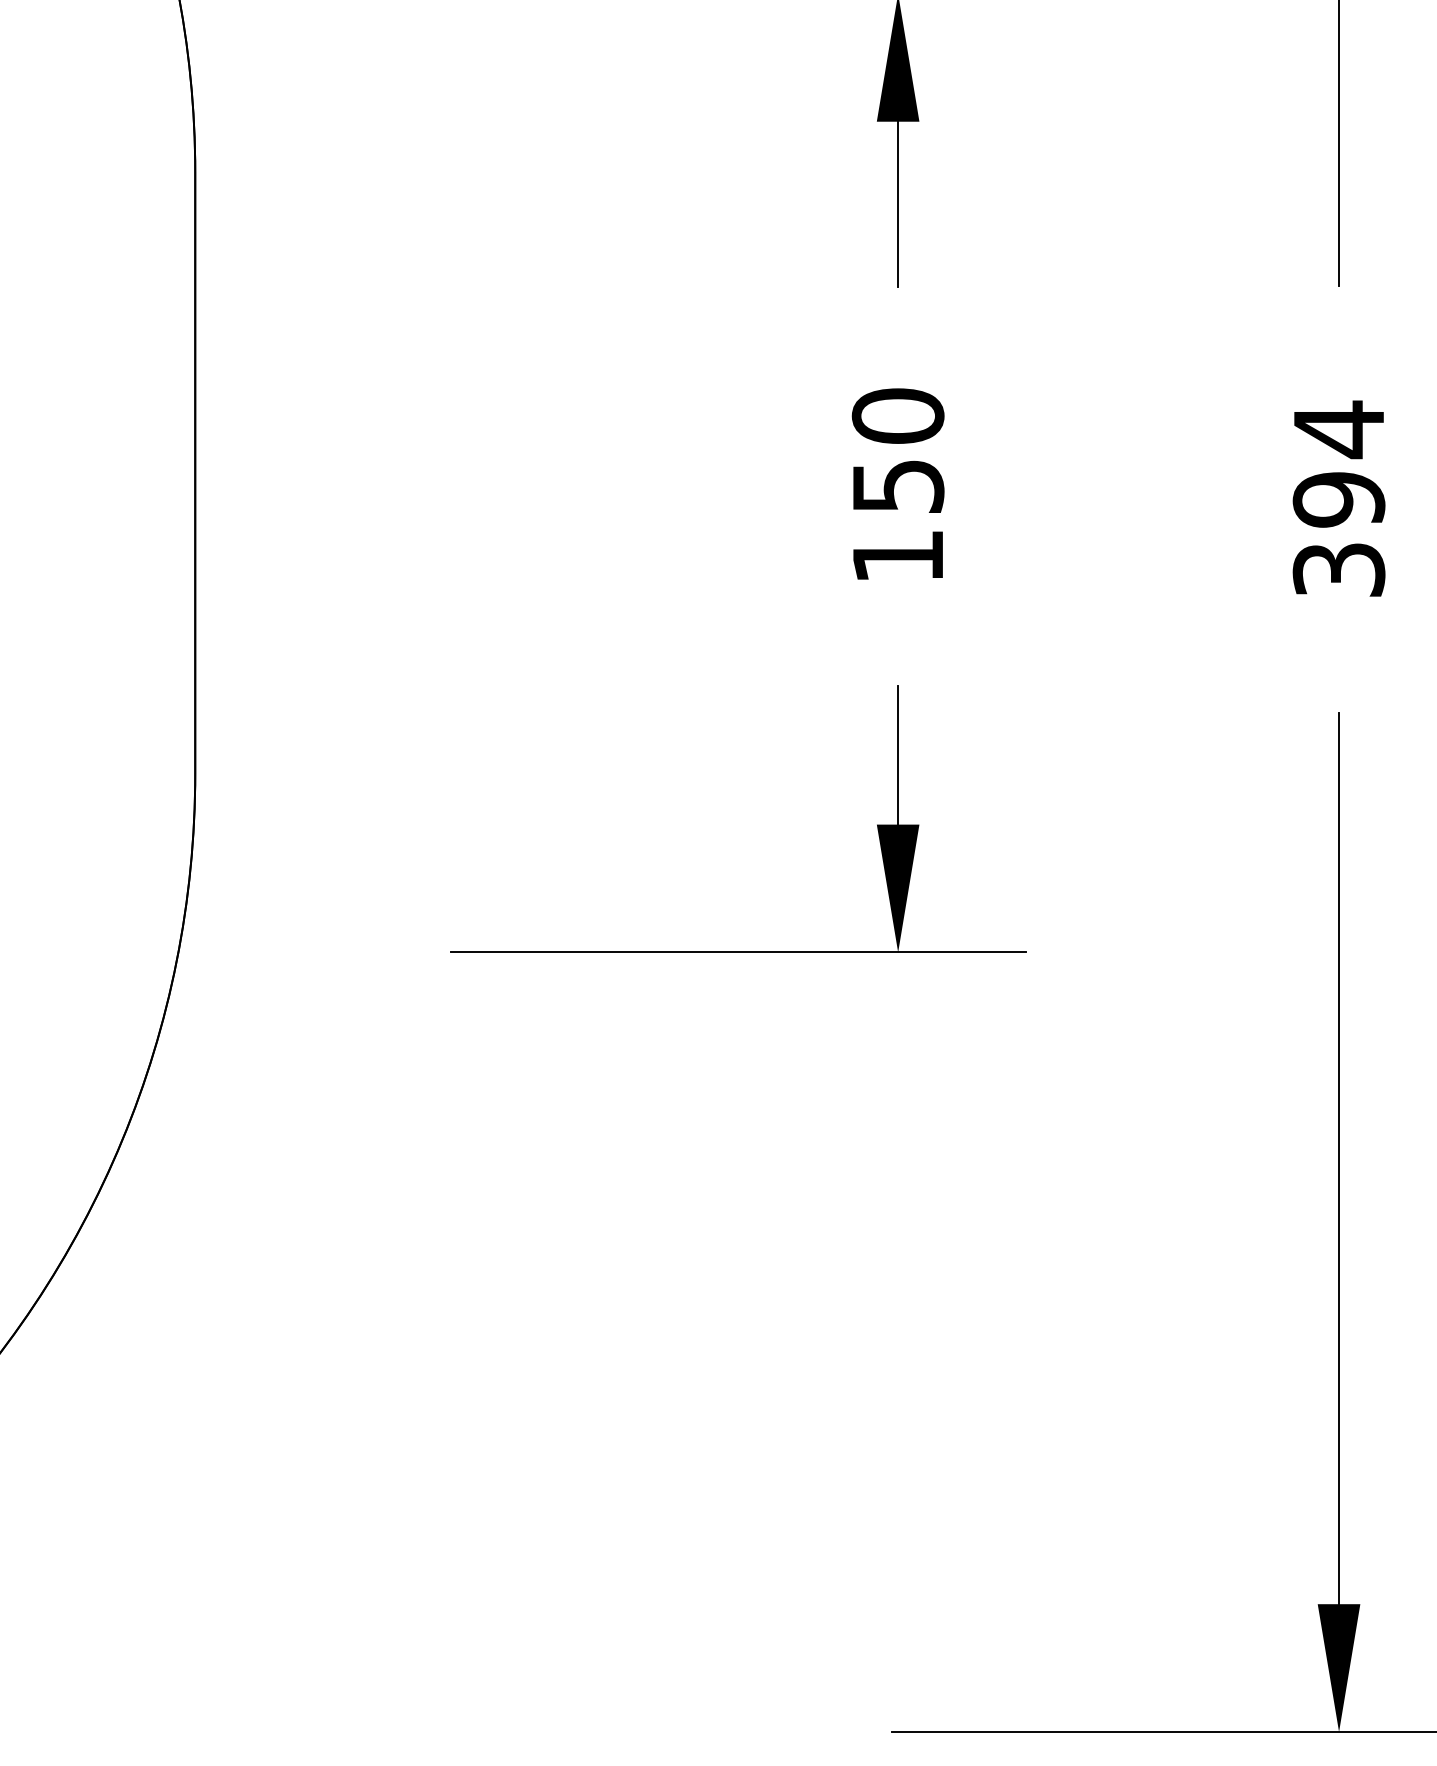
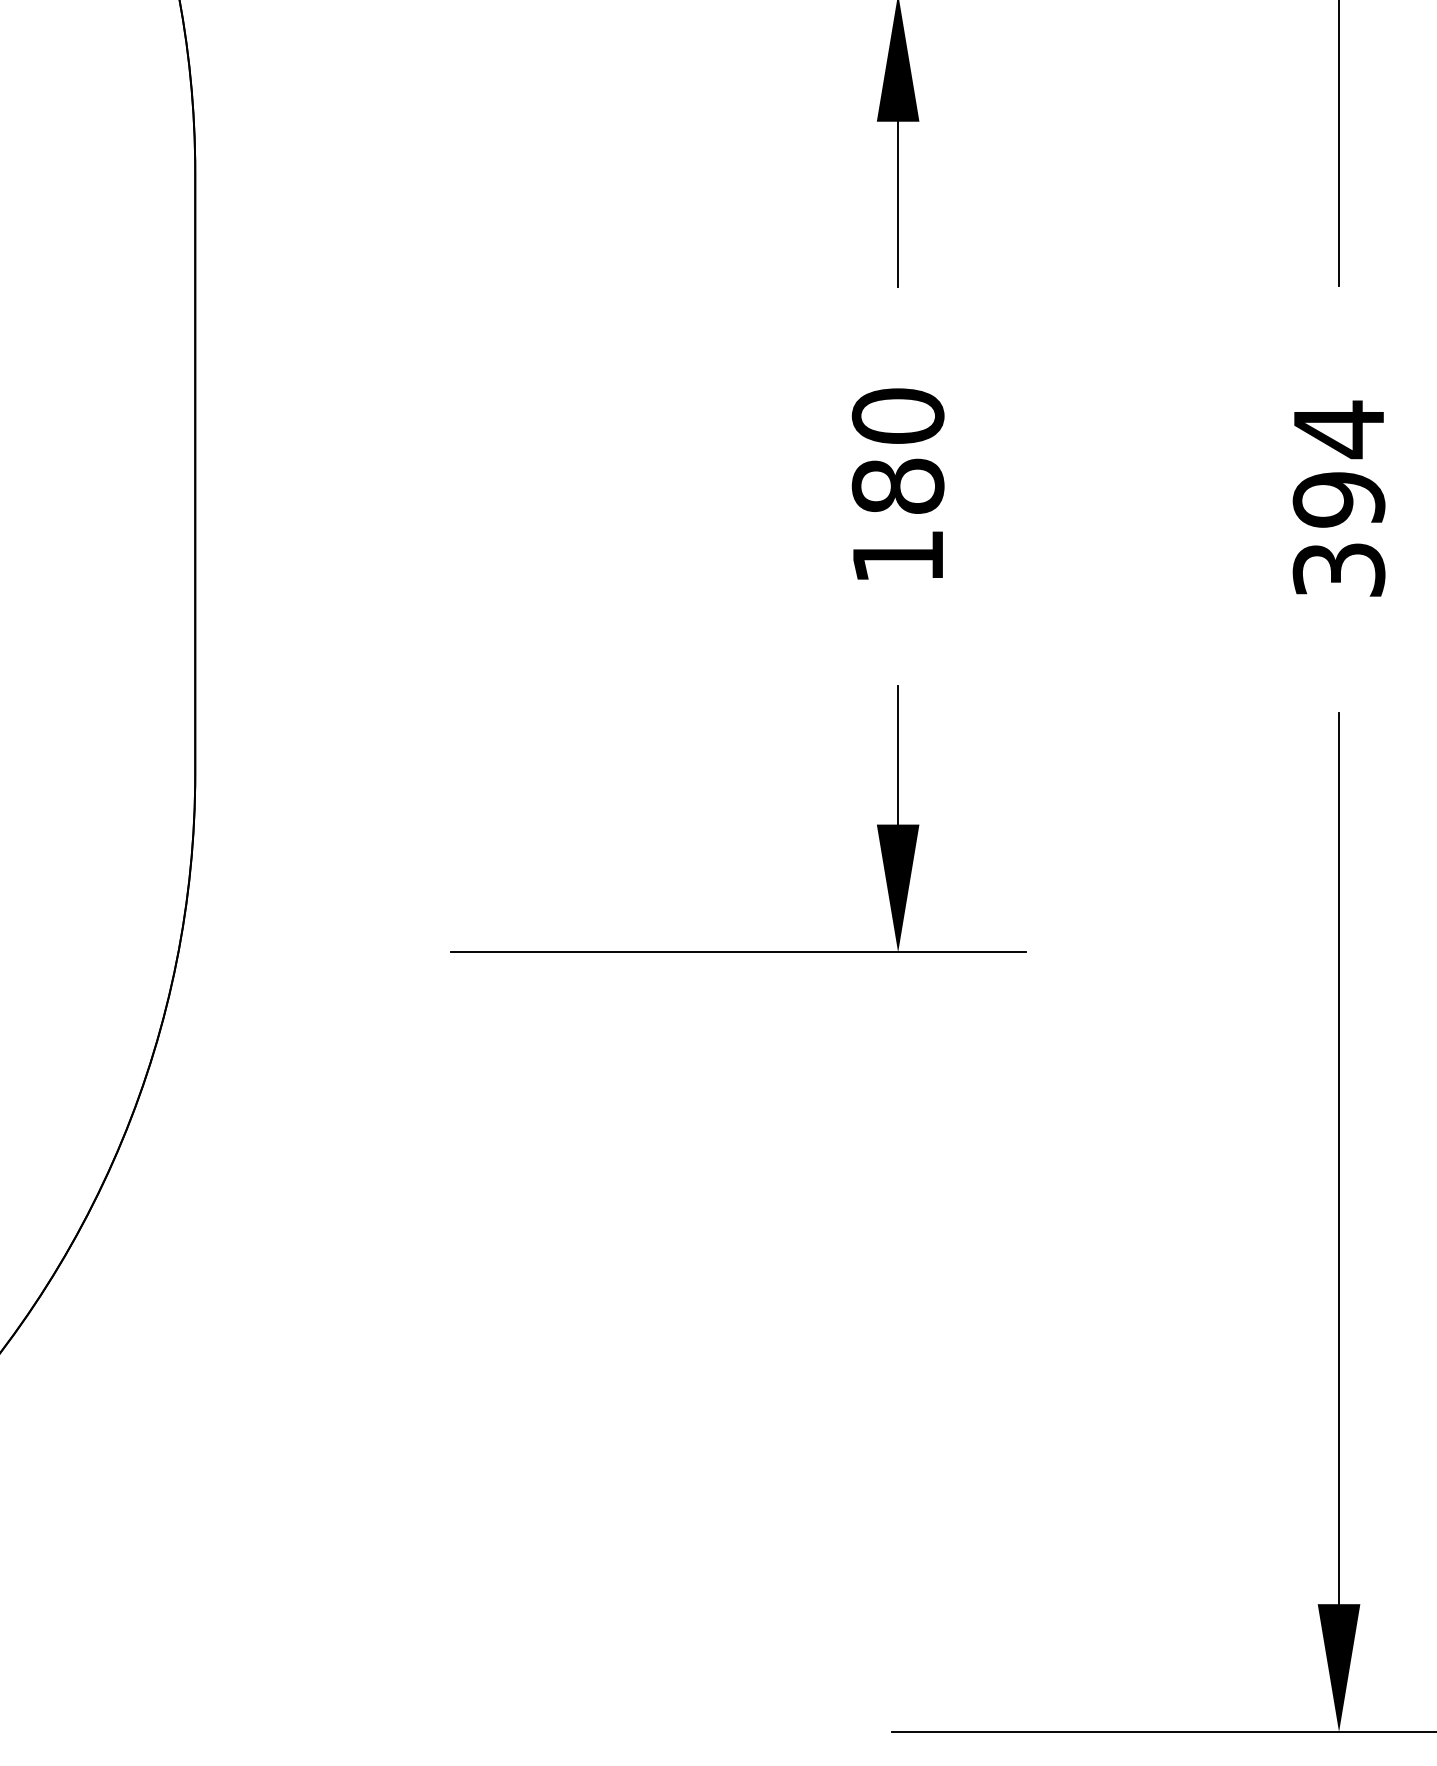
text: 150 -> 180 (897, 485)
